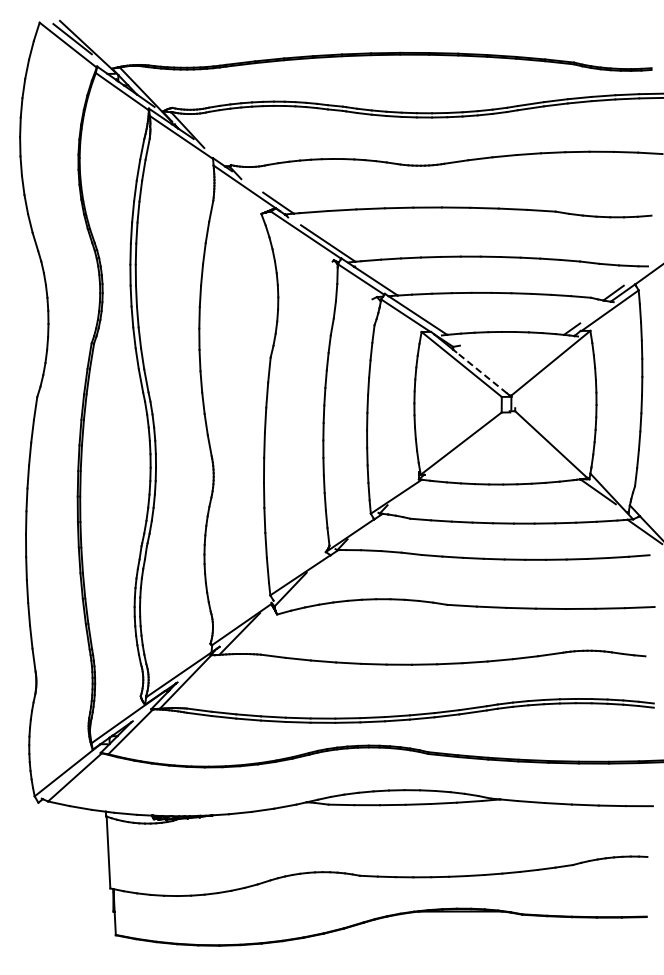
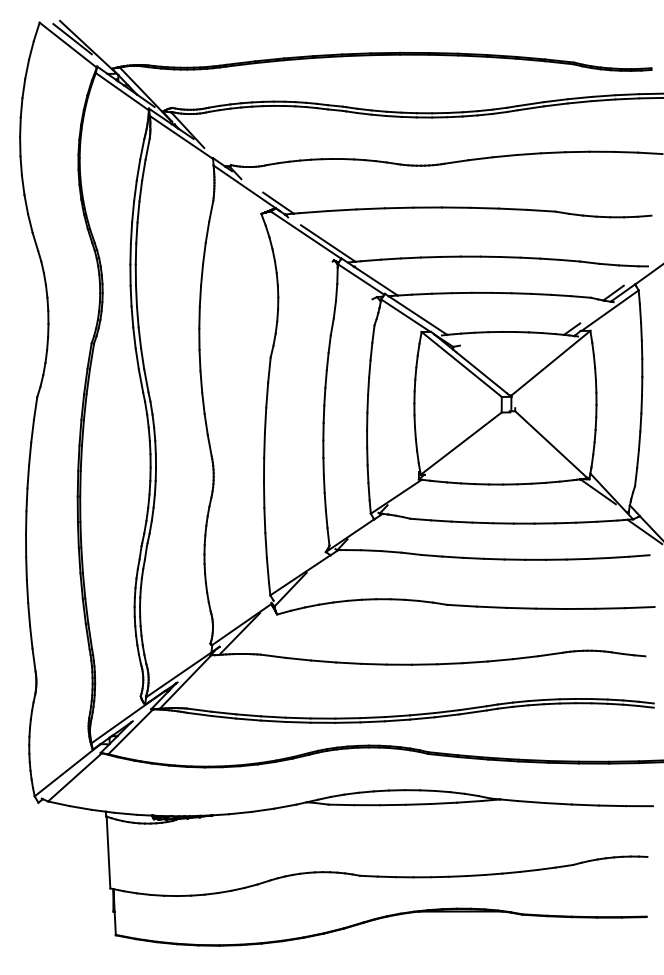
line: dashed -> solid (481, 372)
